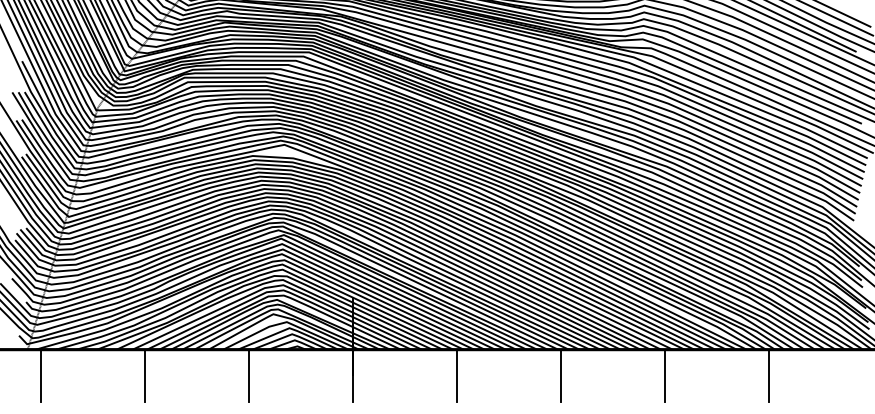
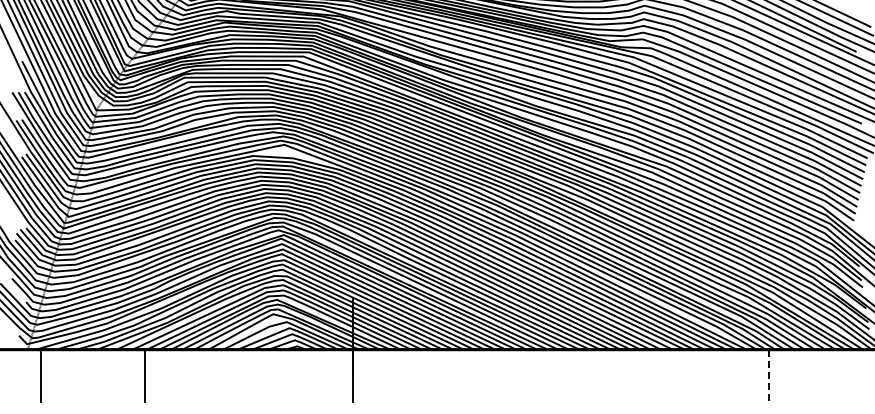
line: present -> none (249, 375)
line: present -> none (457, 375)
line: present -> none (561, 375)
line: present -> none (665, 375)
line: solid -> dashed (769, 375)
